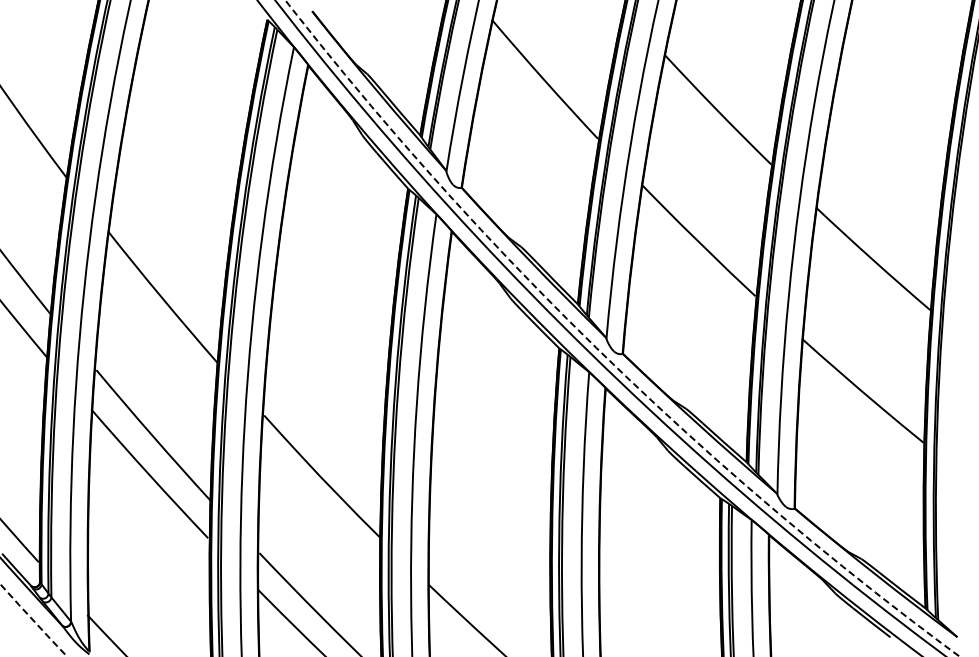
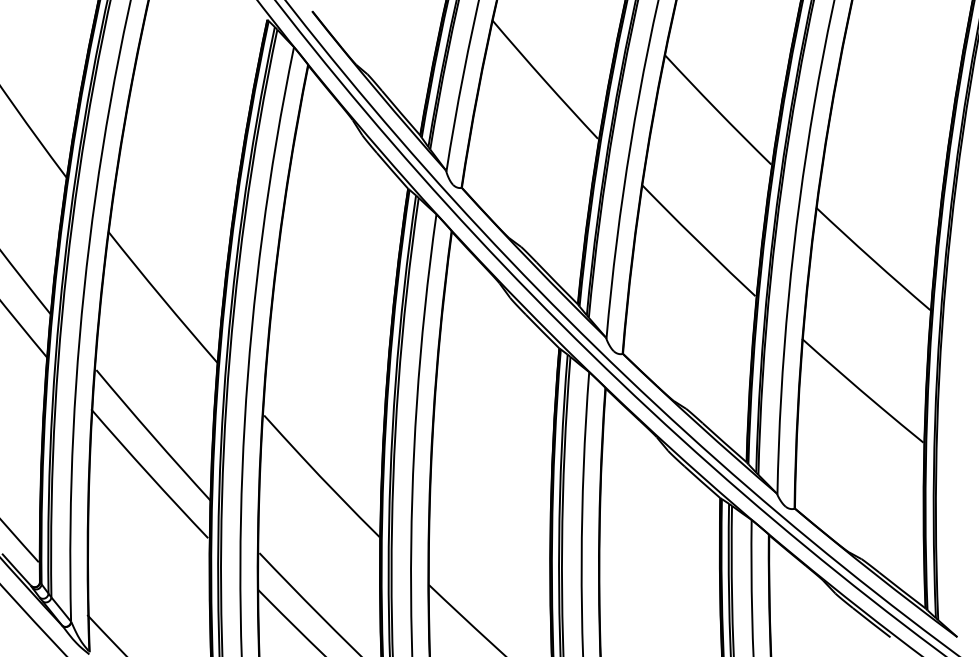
circle: dashed -> solid (622, 328)
arc: dashed -> solid (33, 620)
